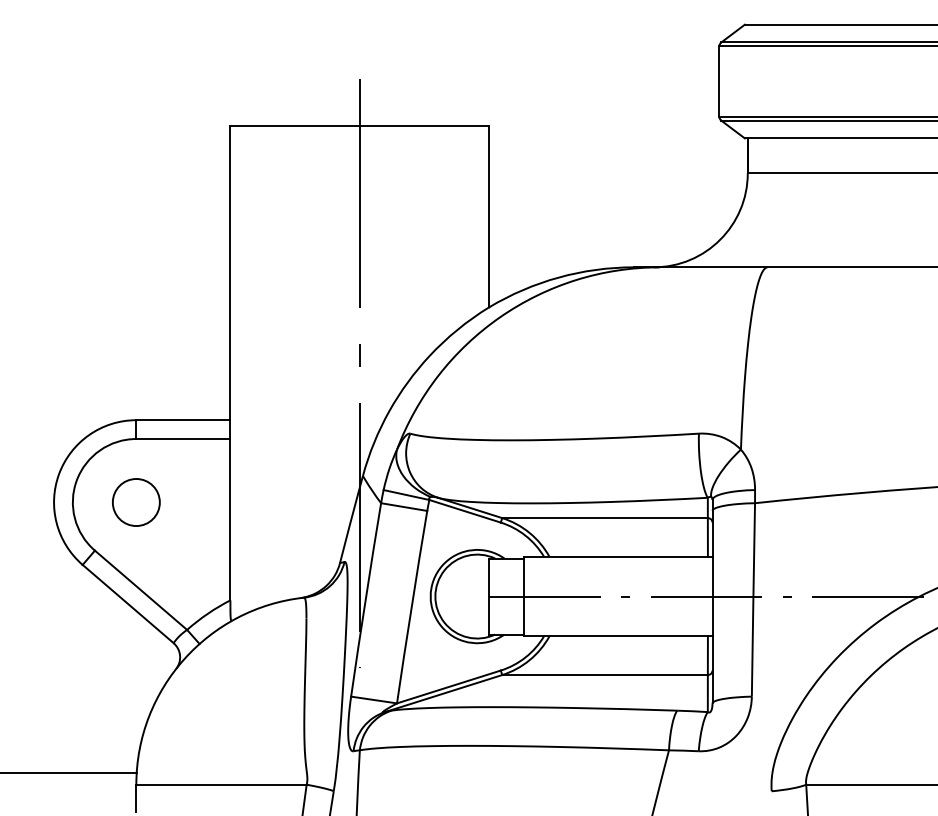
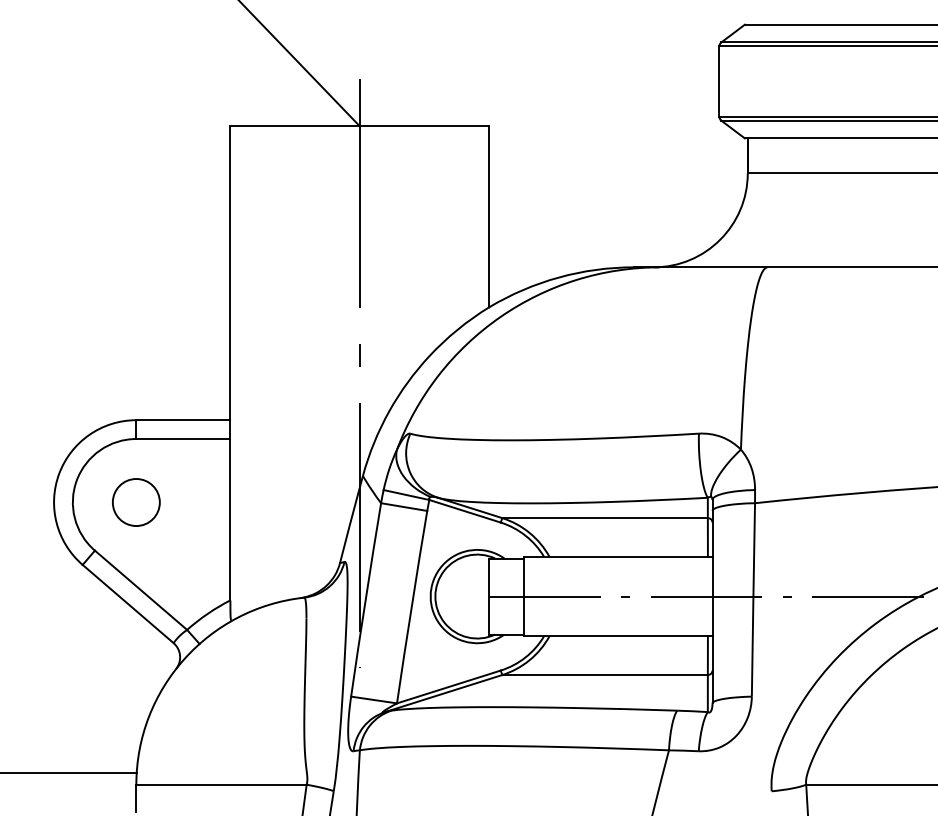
line: none -> present (299, 64)
